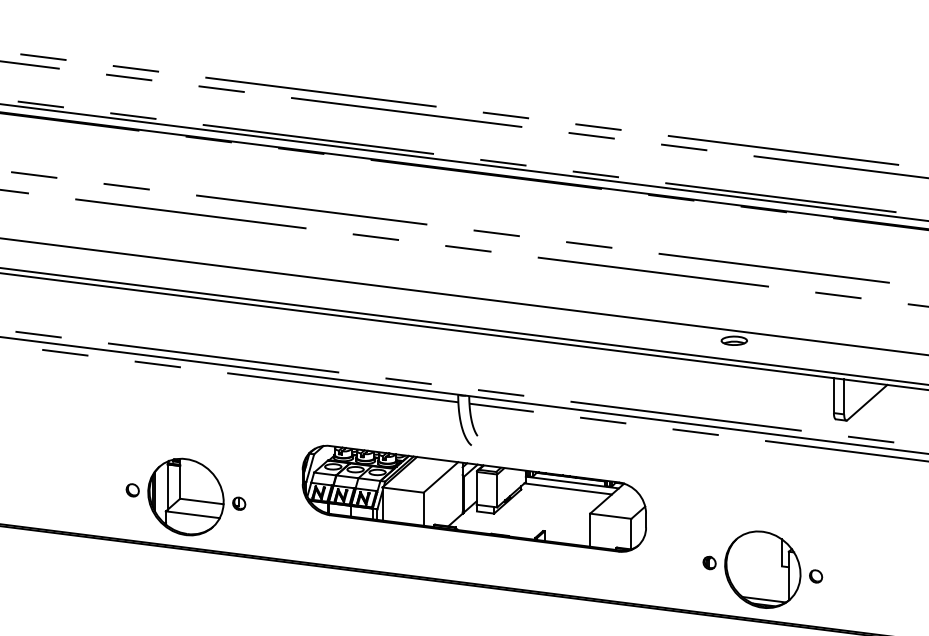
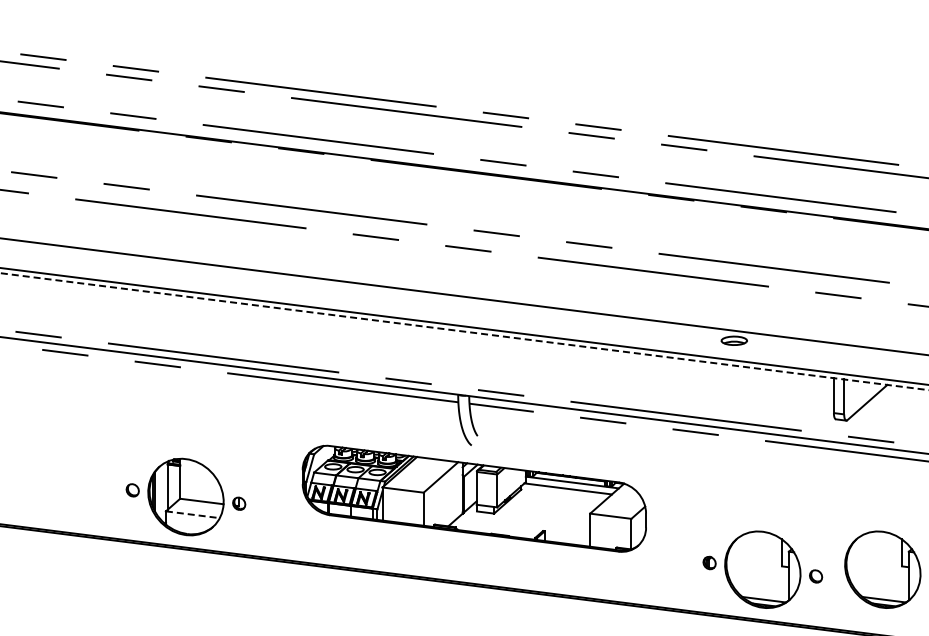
line: present -> none (463, 162)
line: solid -> dashed (464, 331)
line: solid -> dashed (193, 514)
part: none -> present (882, 569)
